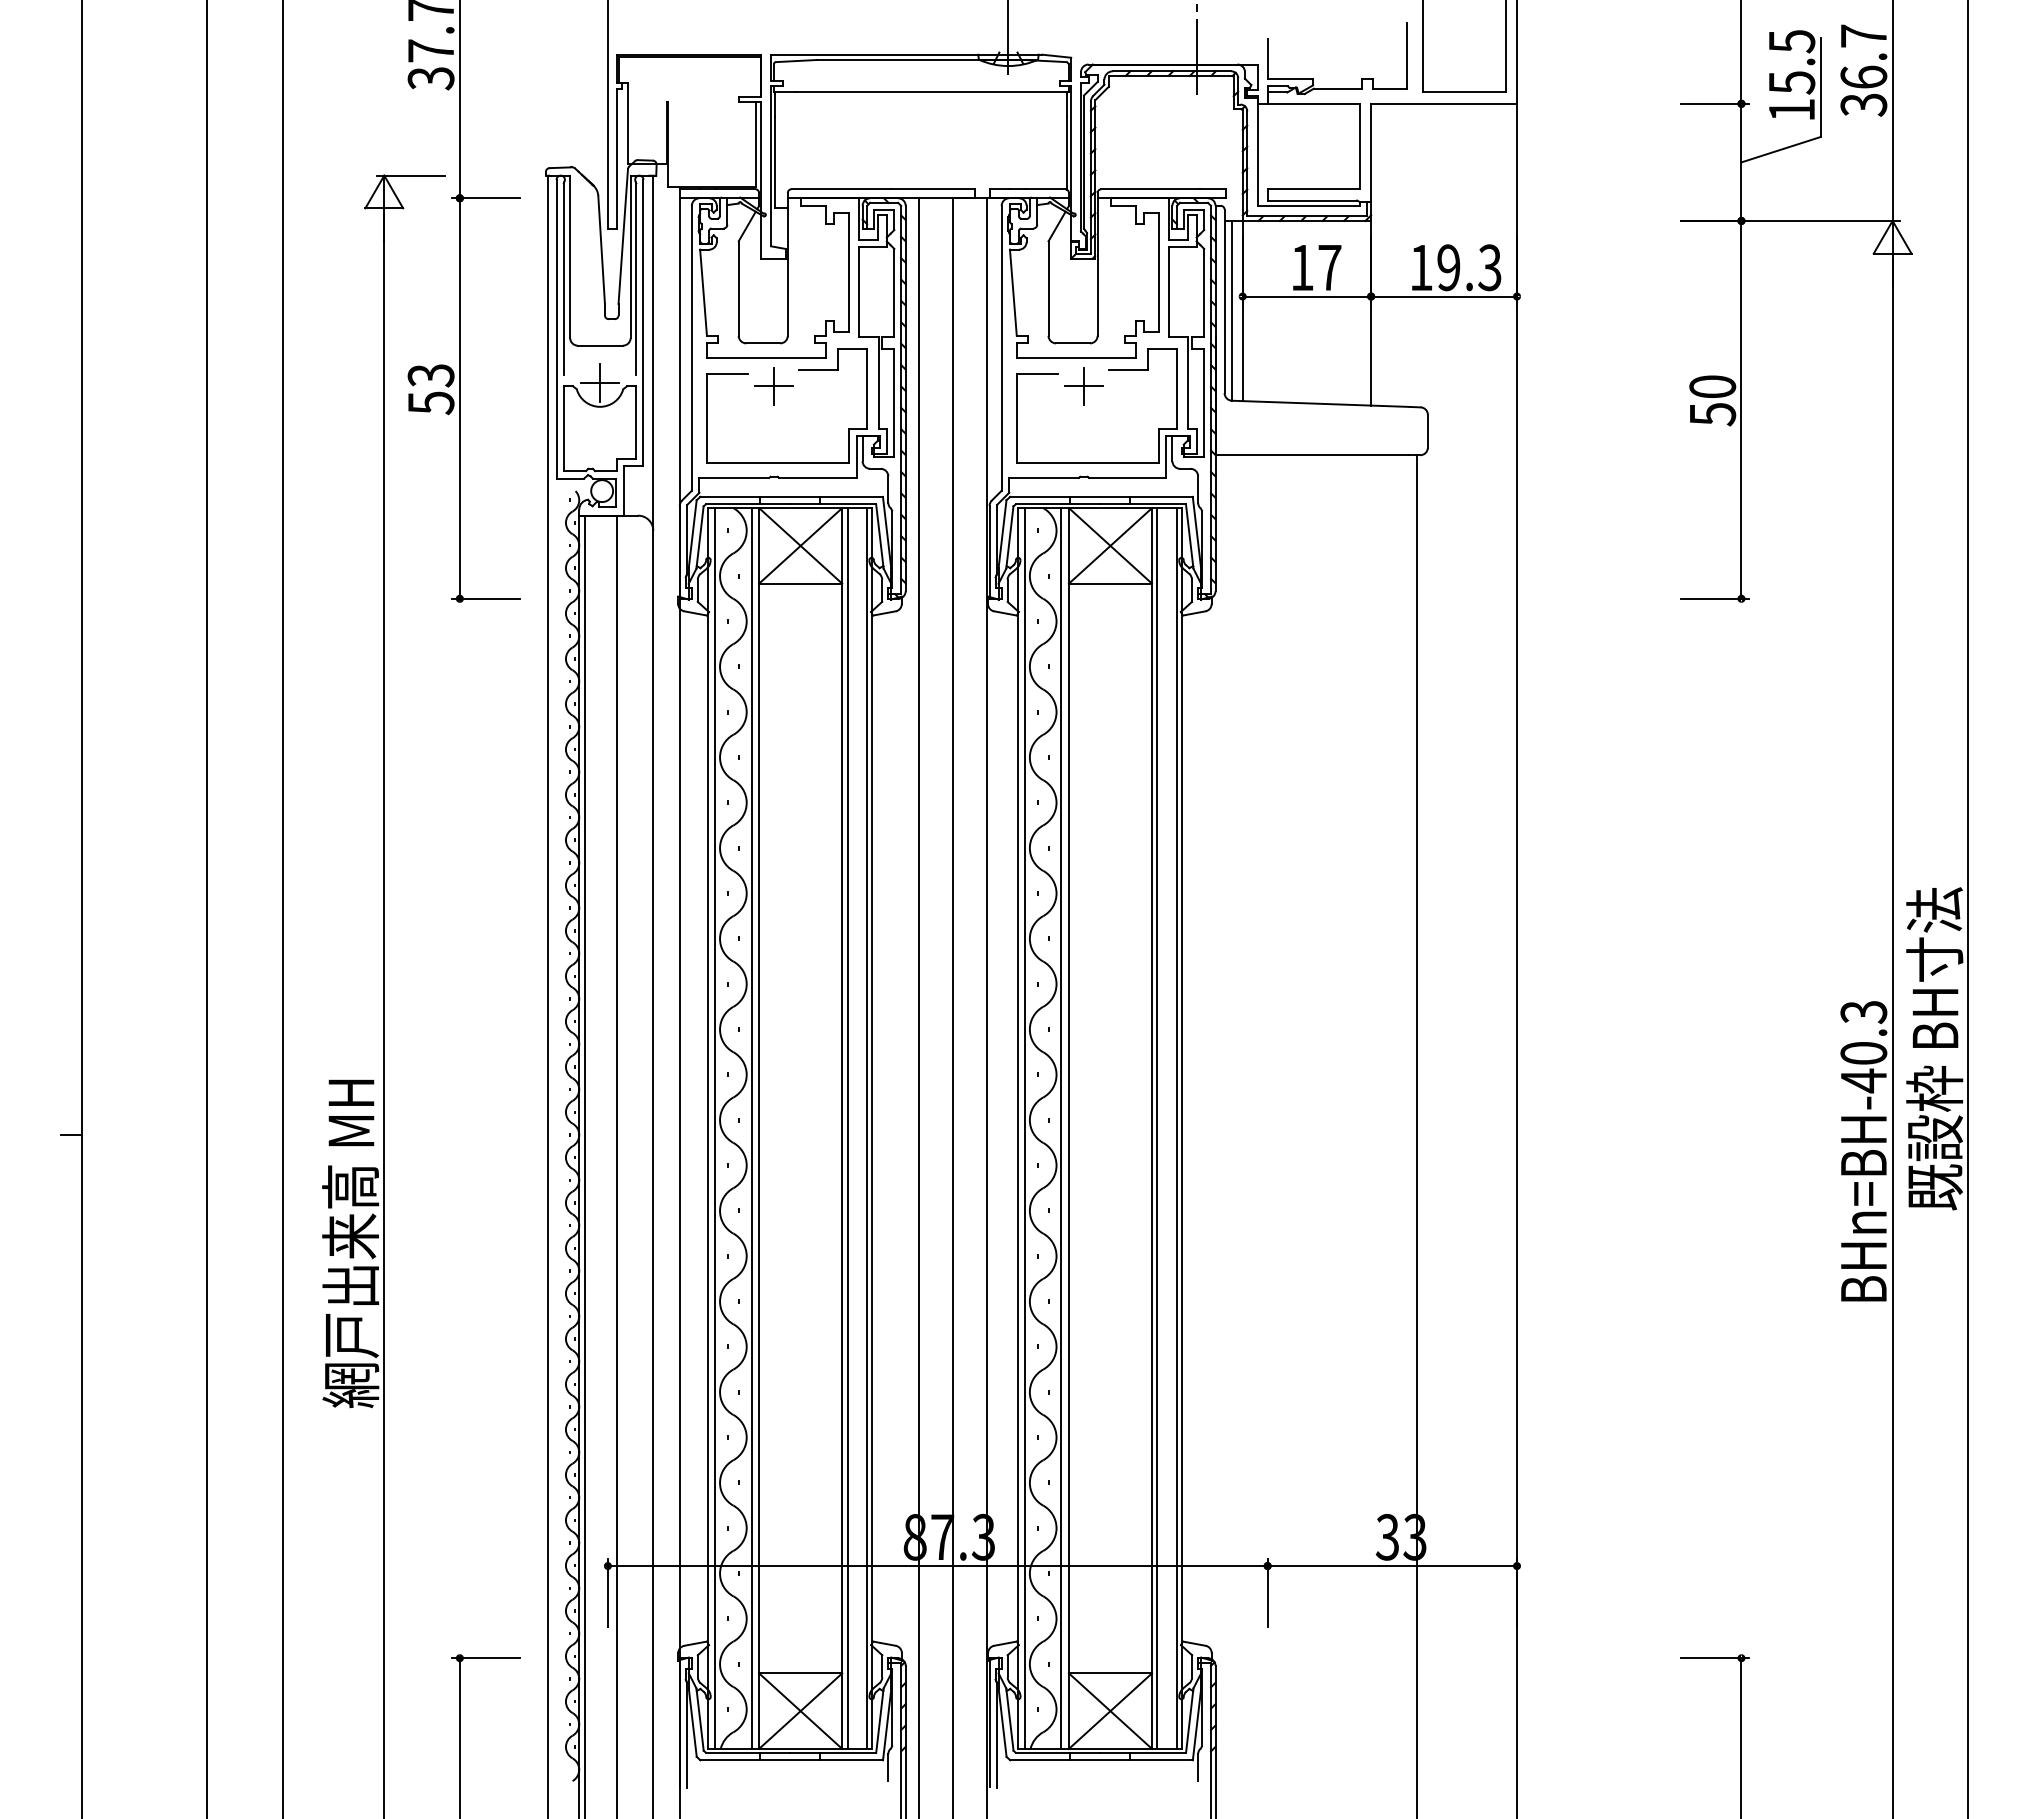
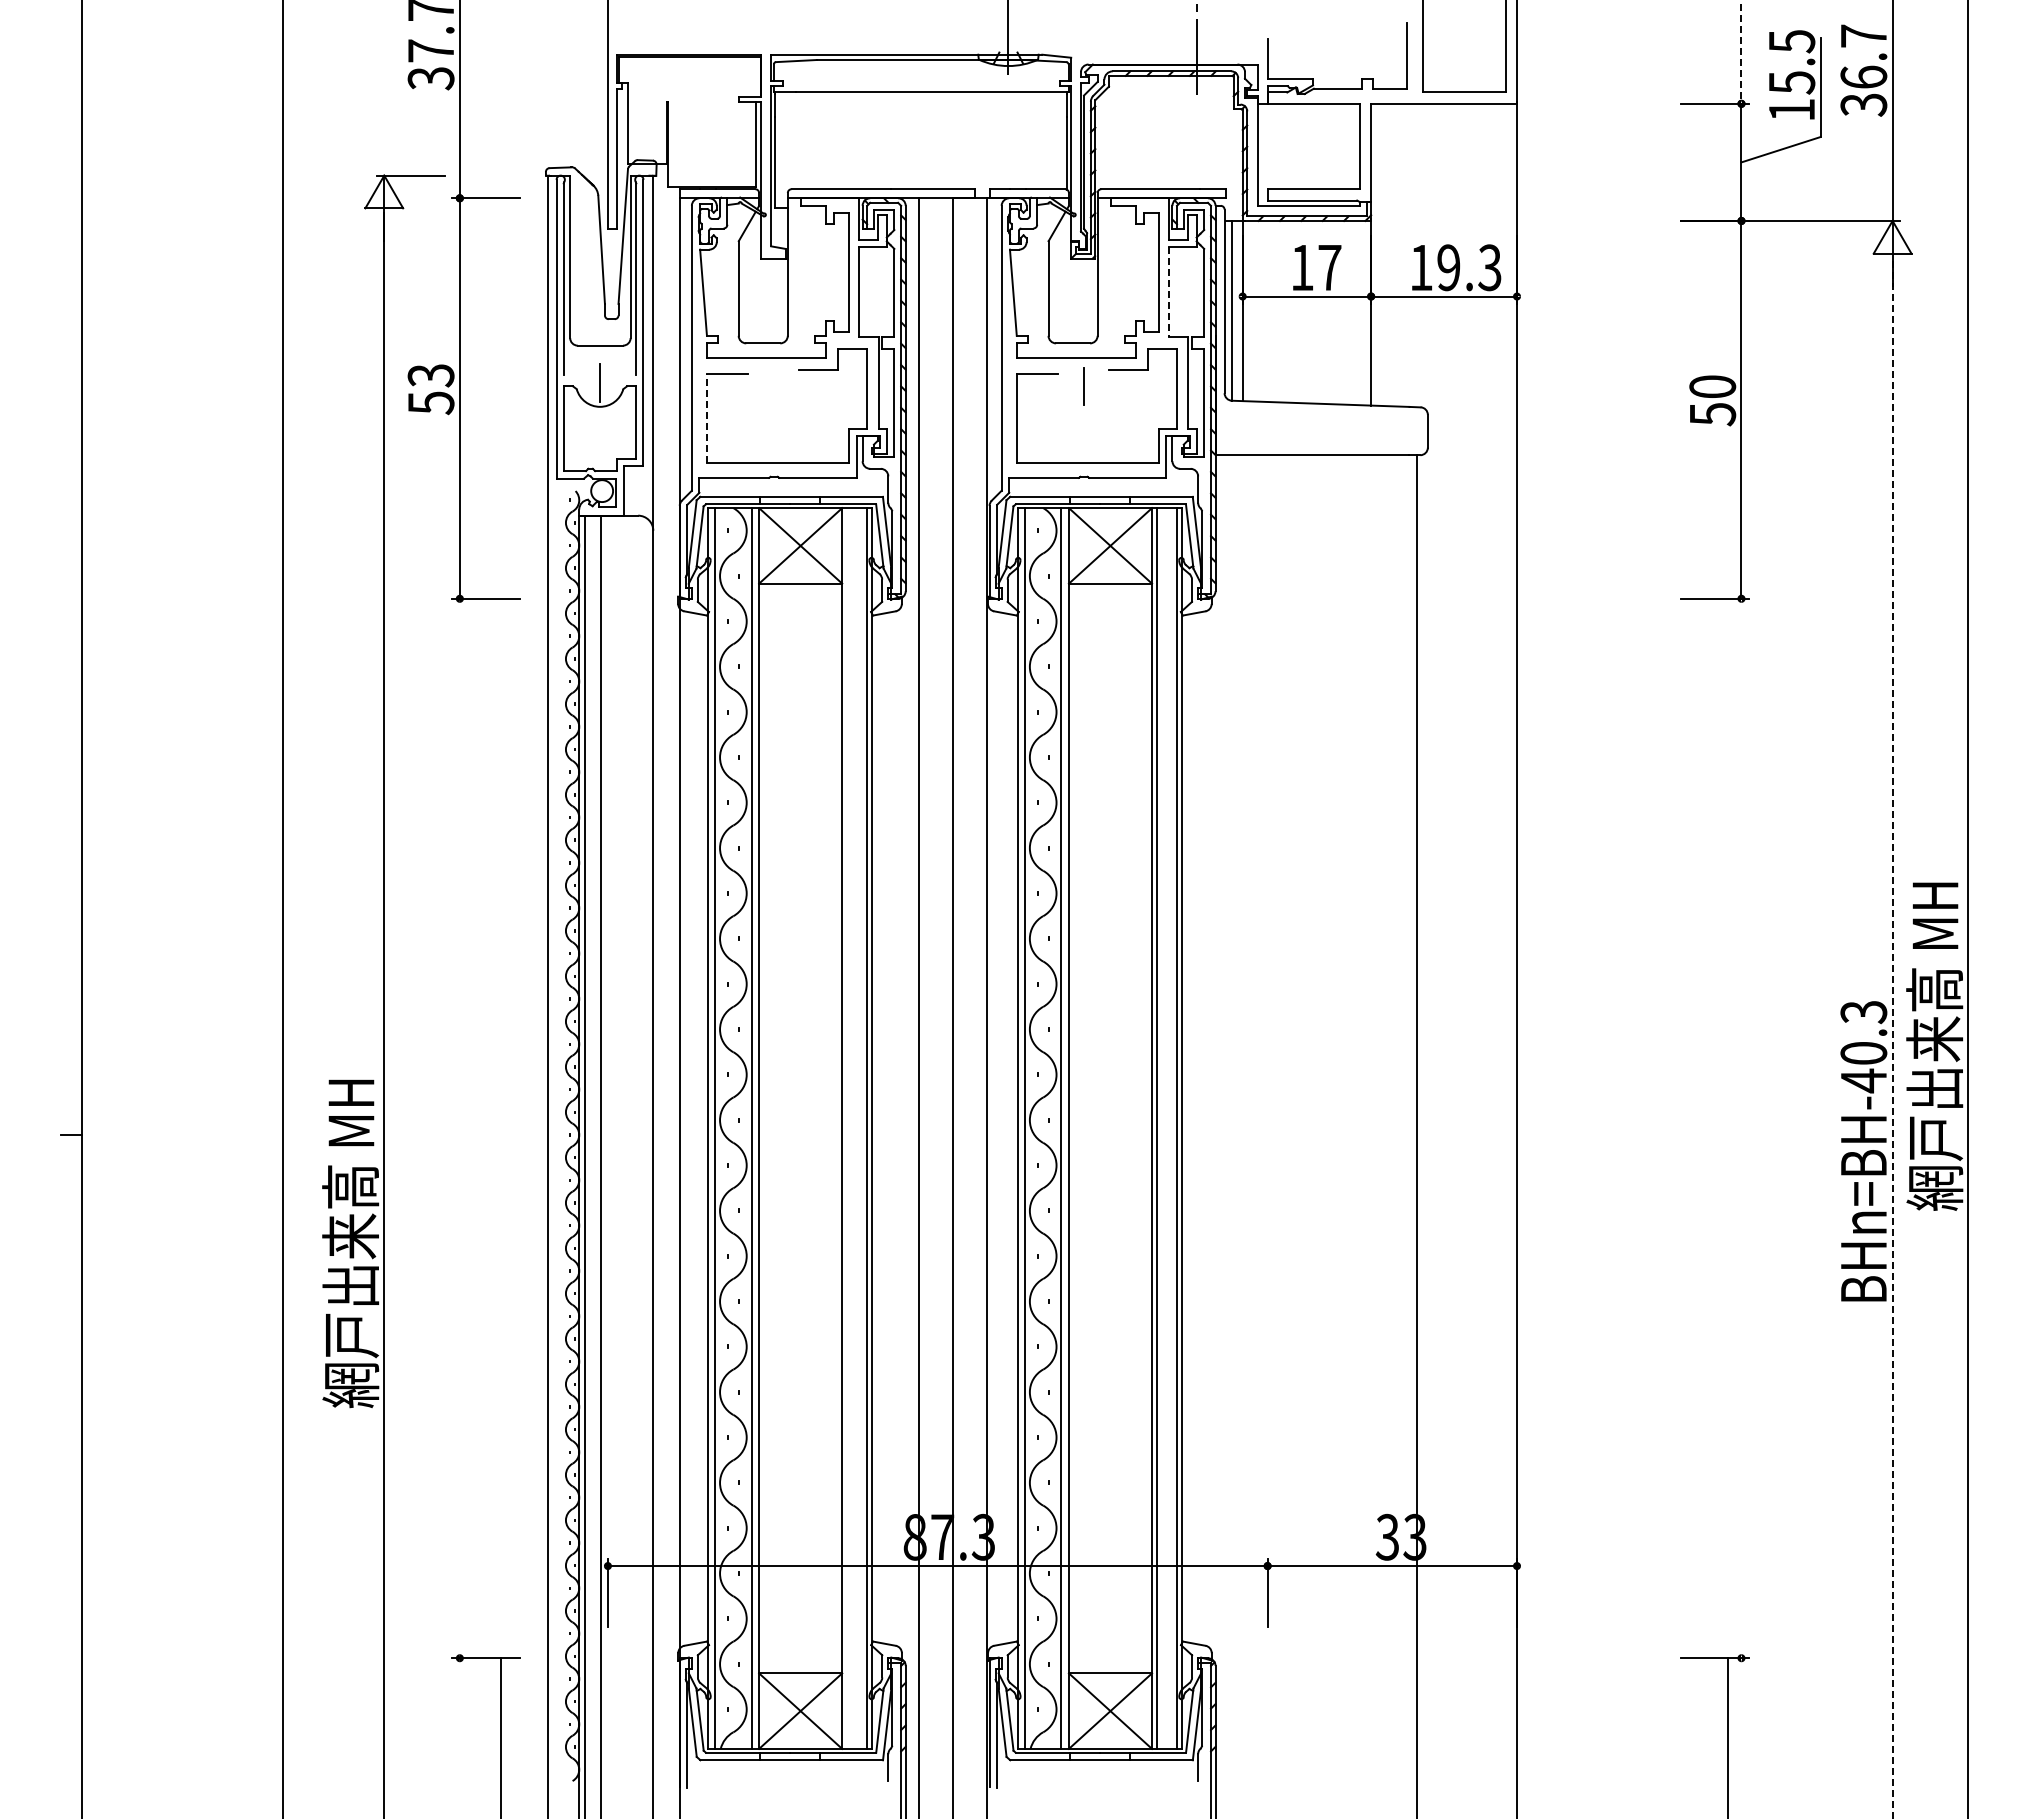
line: solid -> dashed (1741, 51)
line: solid -> dashed (1168, 292)
line: present -> none (599, 382)
part: present -> none (773, 386)
line: present -> none (1083, 386)
line: solid -> dashed (706, 418)
line: present -> none (207, 908)
line: solid -> dashed (1892, 1038)
text: 既設枠 BH寸法 -> 網戸出来高 MH (1934, 1046)
line: present -> none (847, 1128)
line position: (617, 1165) -> (601, 1165) (601, 1165)
line position: (459, 1736) -> (500, 1736) (500, 1736)
line position: (1741, 1736) -> (1728, 1736) (1728, 1736)
